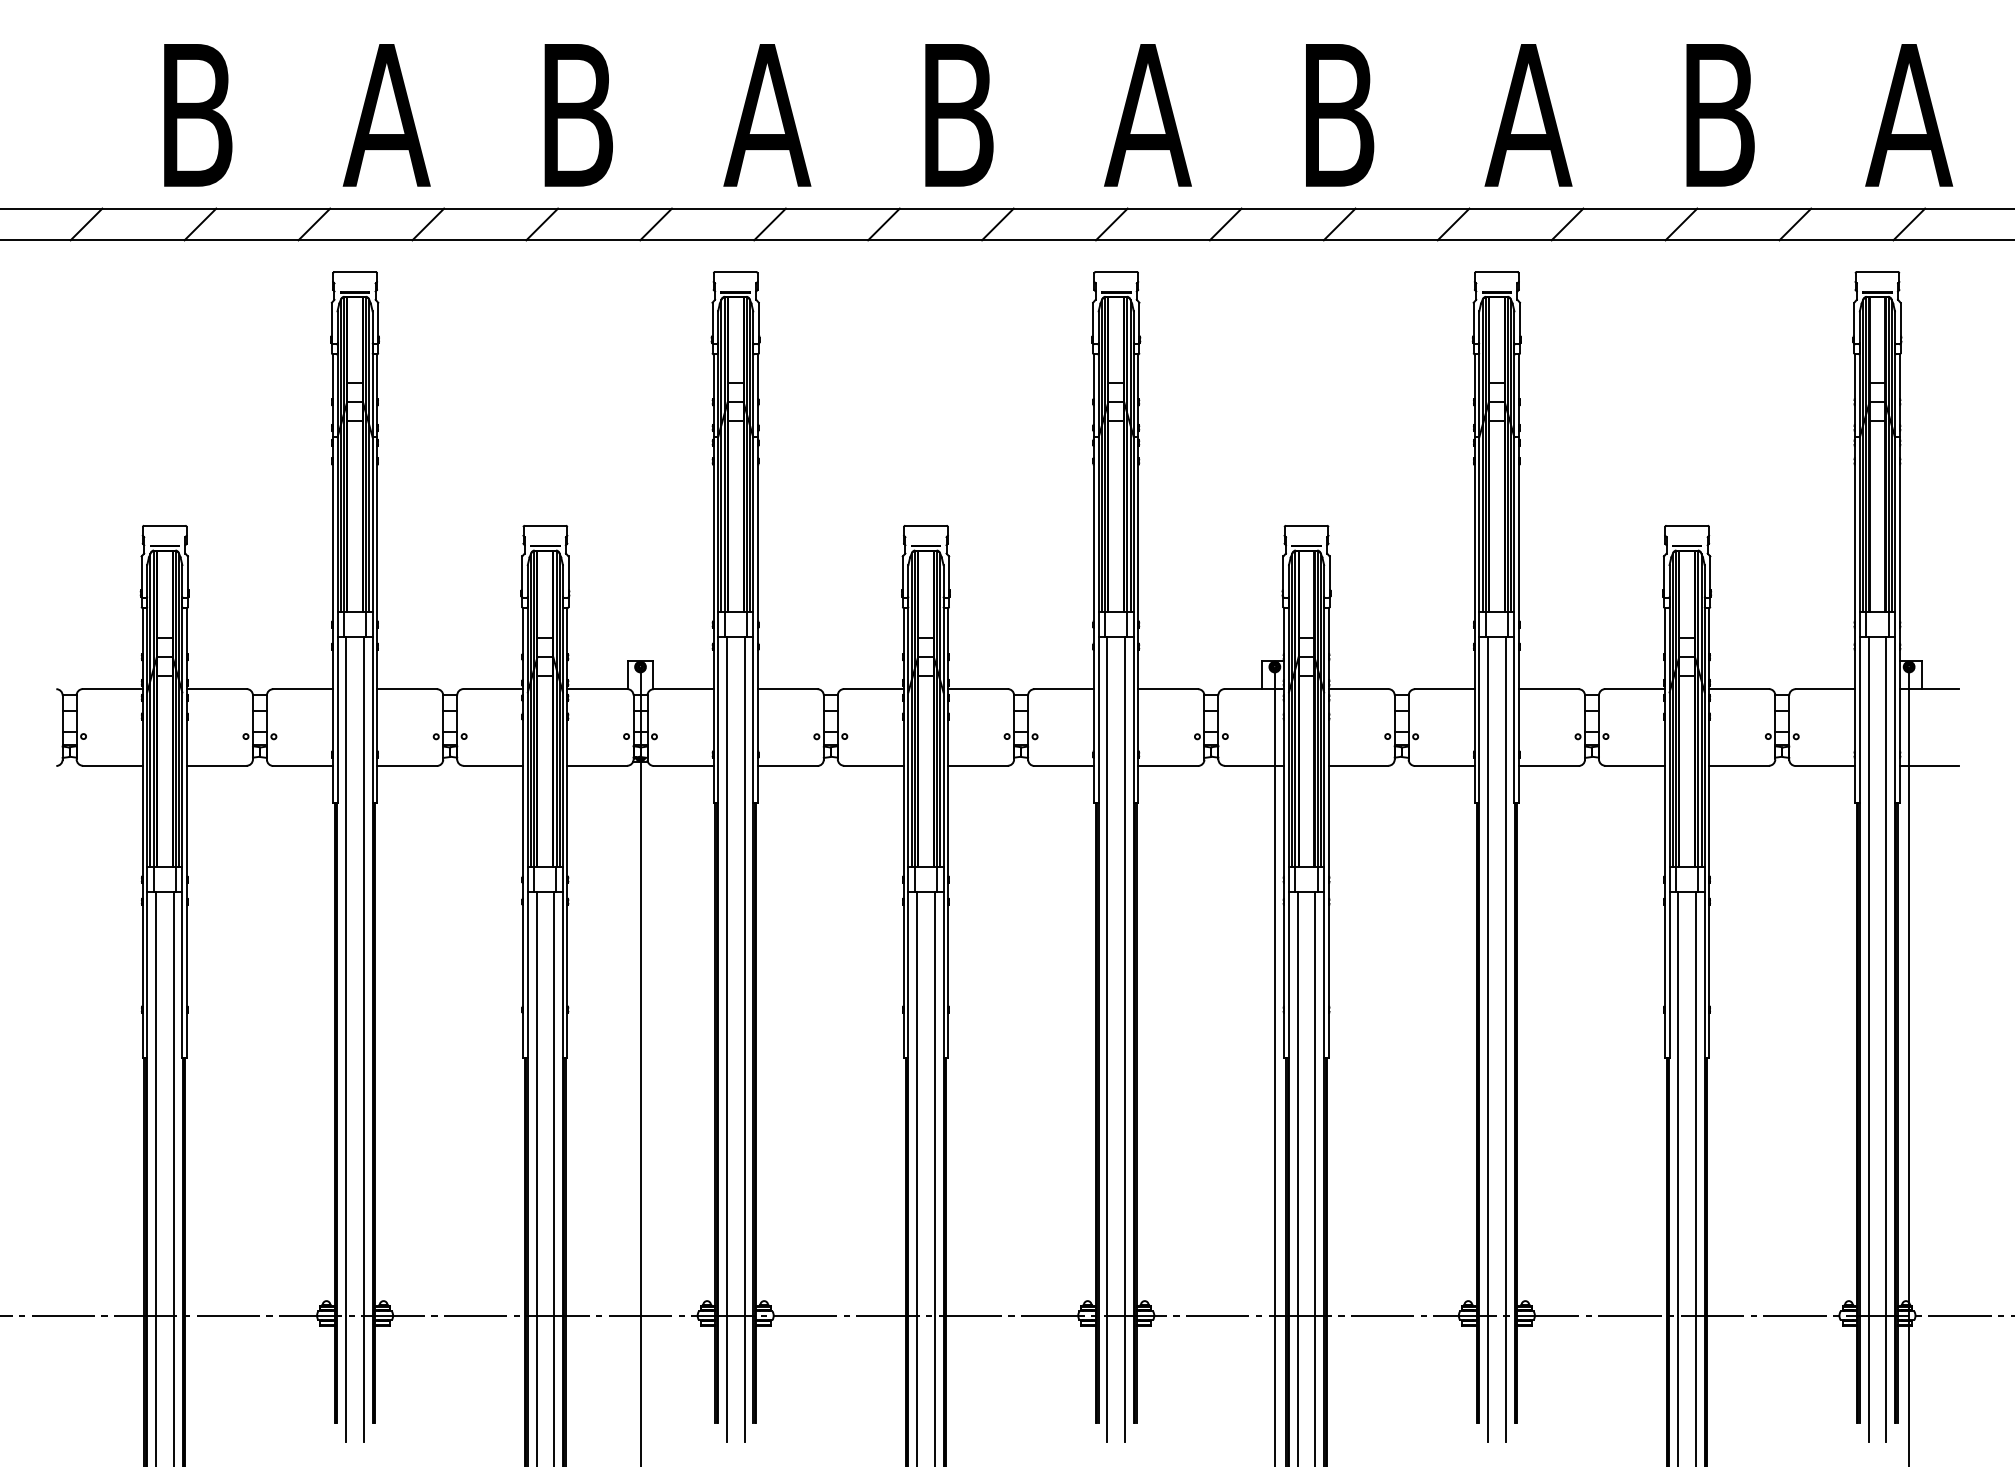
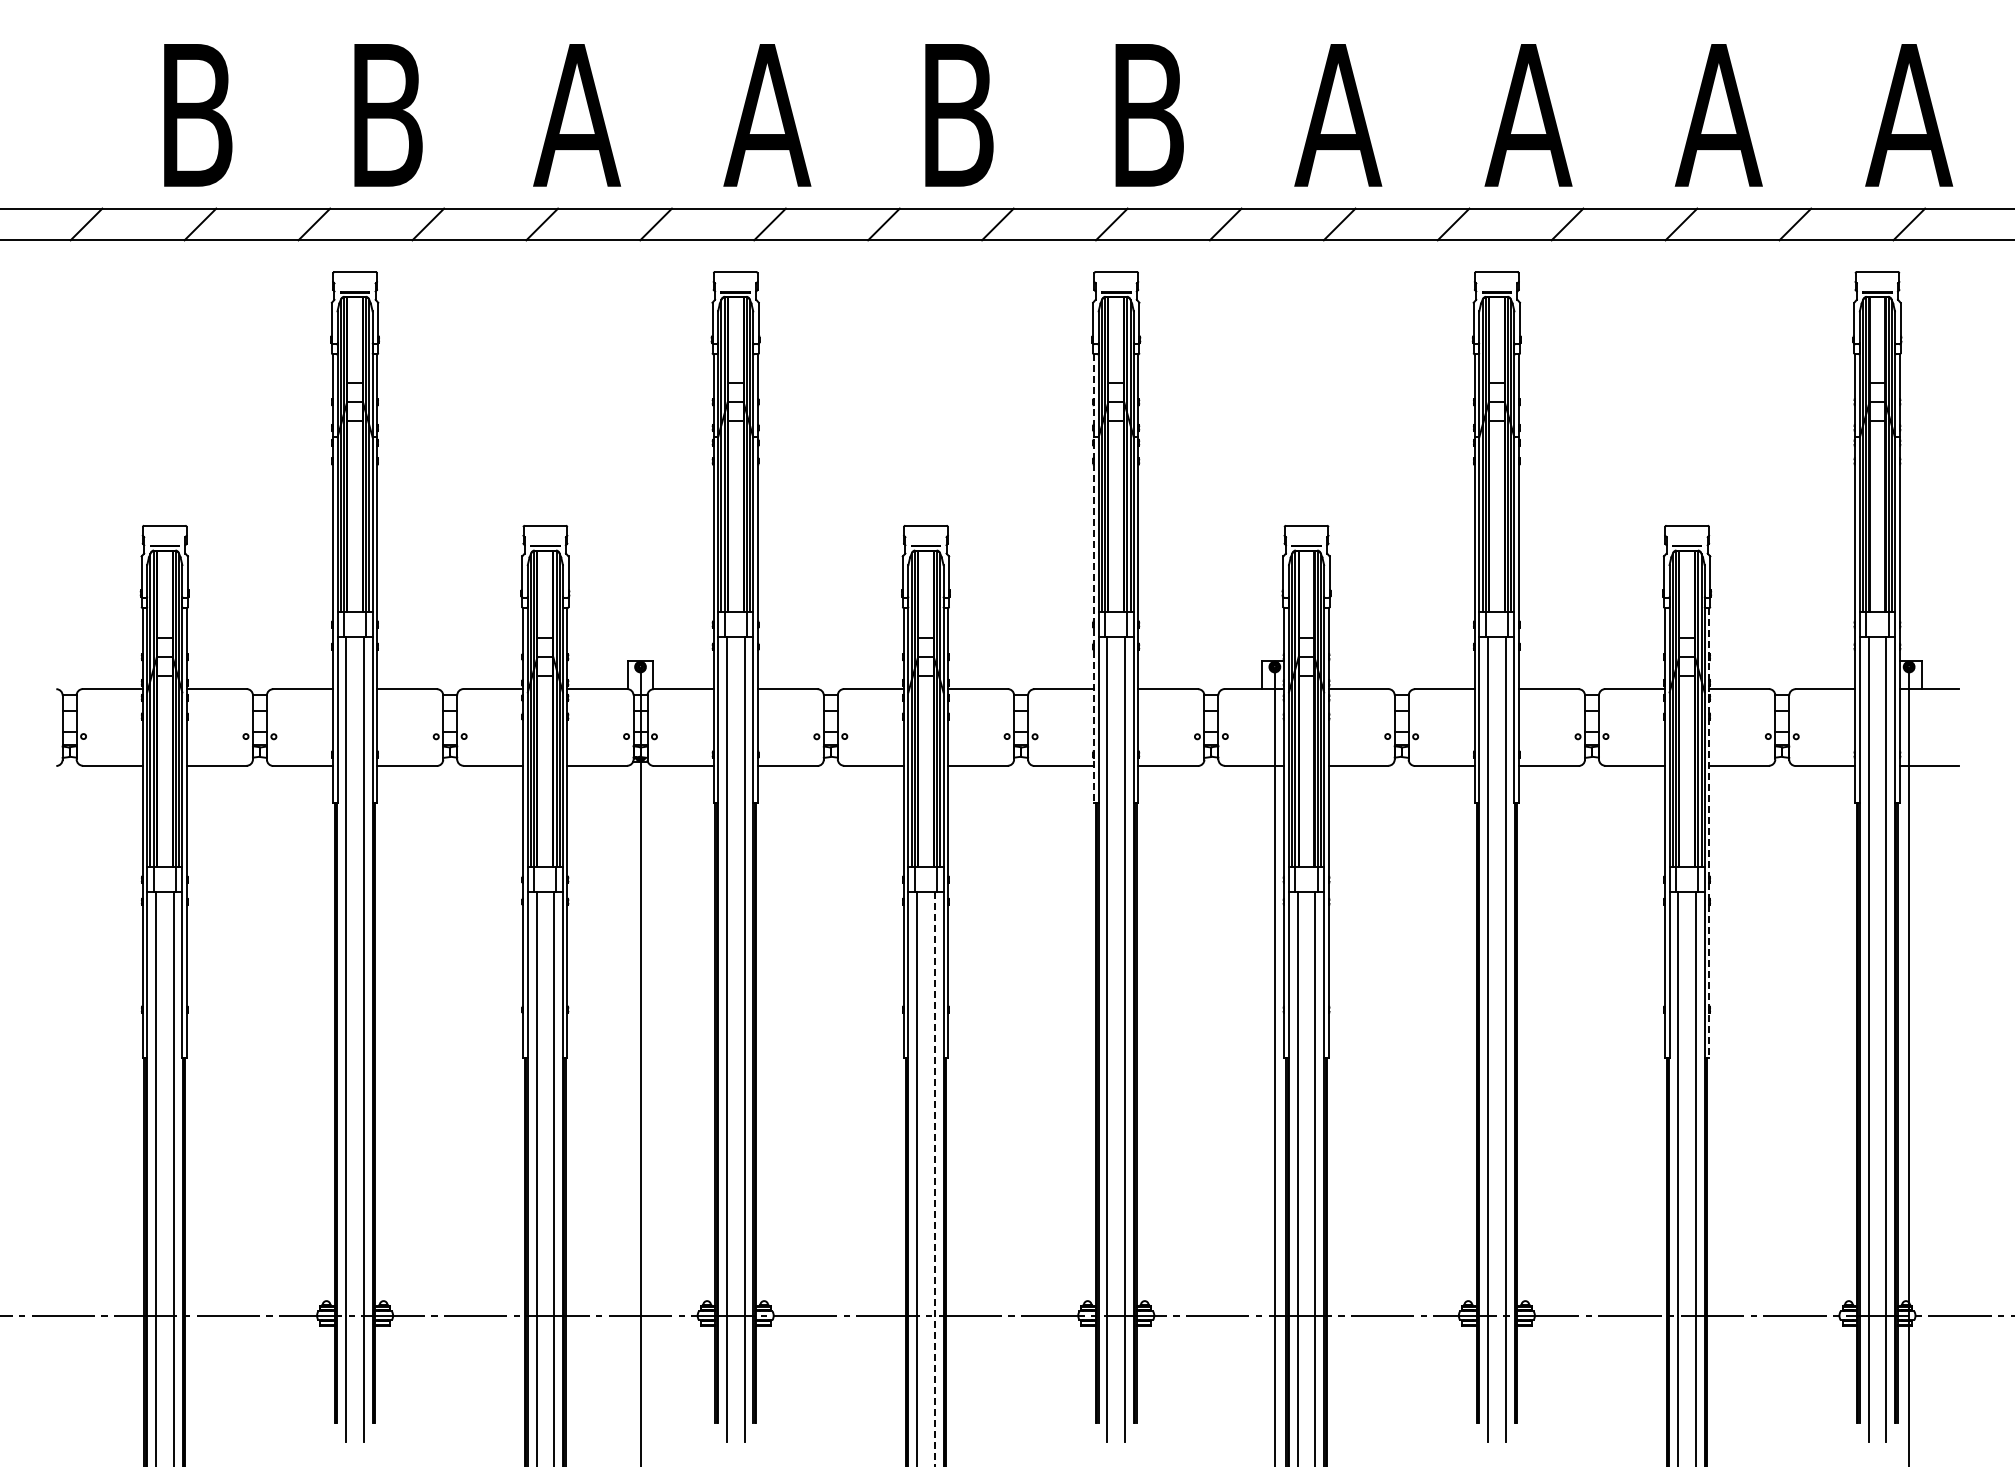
text: A -> B (386, 115)
text: B -> A (577, 115)
text: A -> B (1147, 115)
text: B -> A (1338, 115)
text: B -> A (1718, 115)
line: solid -> dashed (1094, 579)
line: solid -> dashed (1709, 832)
line: solid -> dashed (934, 1180)
